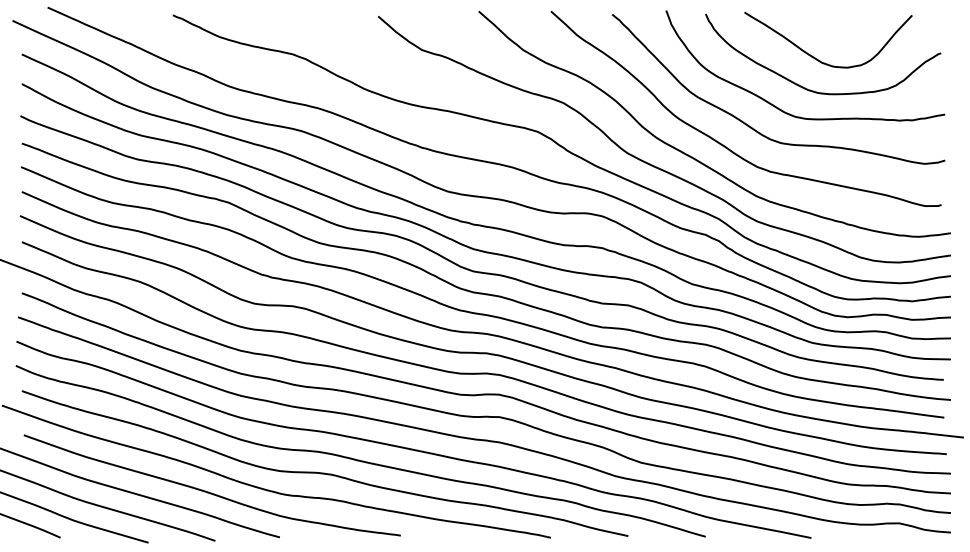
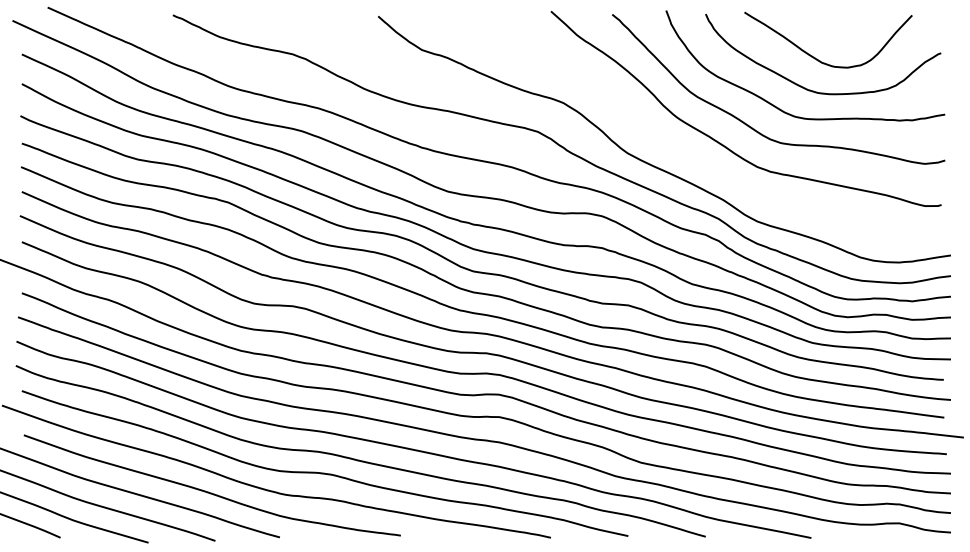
curve: present -> none (694, 157)
